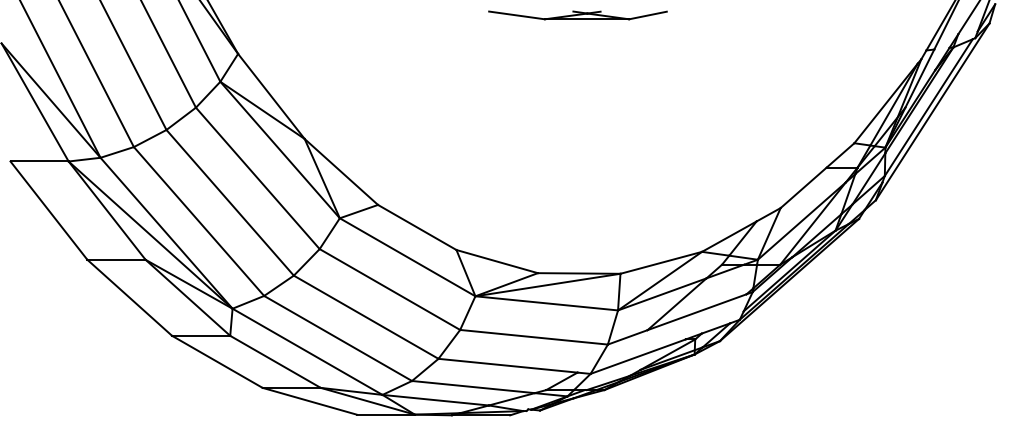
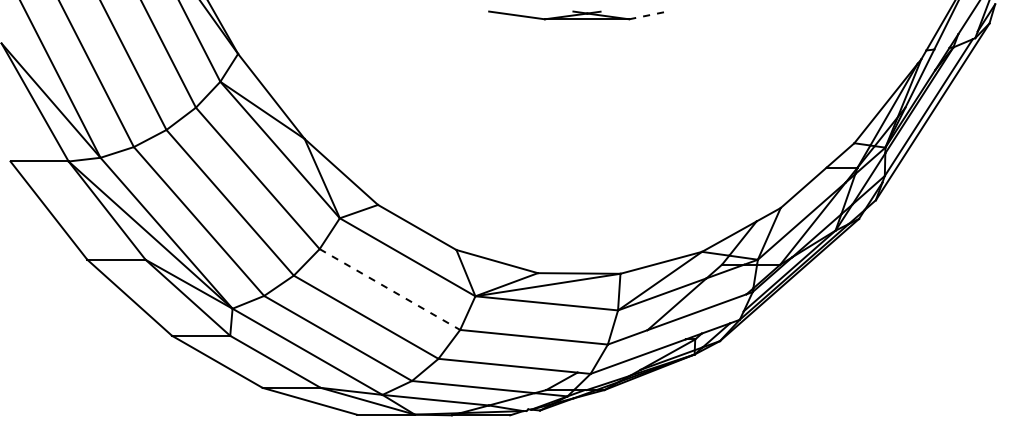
line: solid -> dashed (648, 15)
line: solid -> dashed (390, 289)
